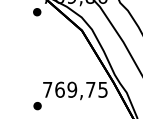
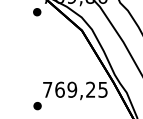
text: 769,75 -> 769,25 (90, 89)
